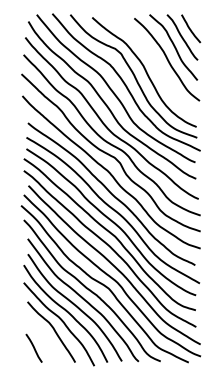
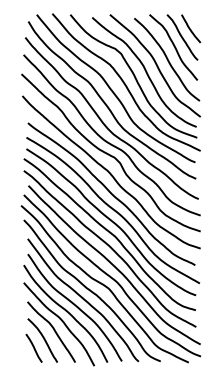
curve: none -> present (155, 64)
curve: none -> present (43, 339)
